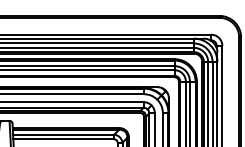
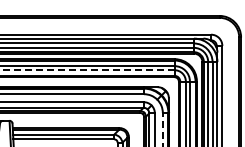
line: solid -> dashed (87, 70)
line: solid -> dashed (162, 129)
